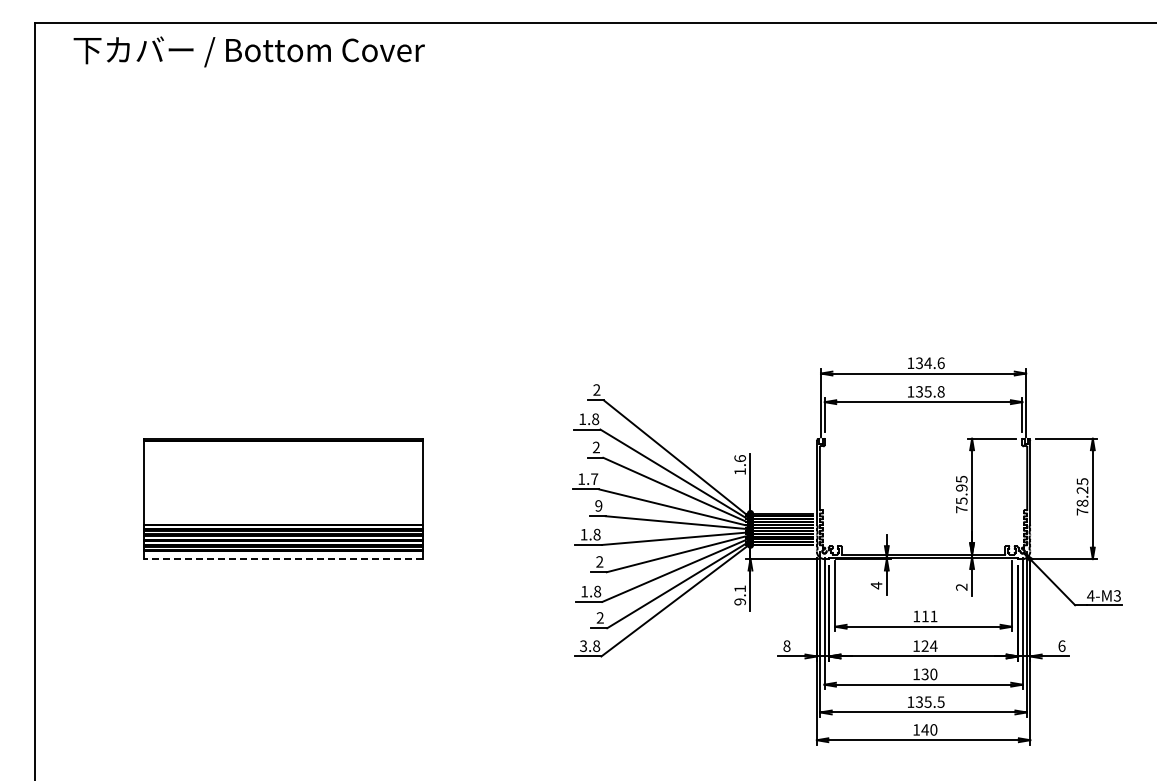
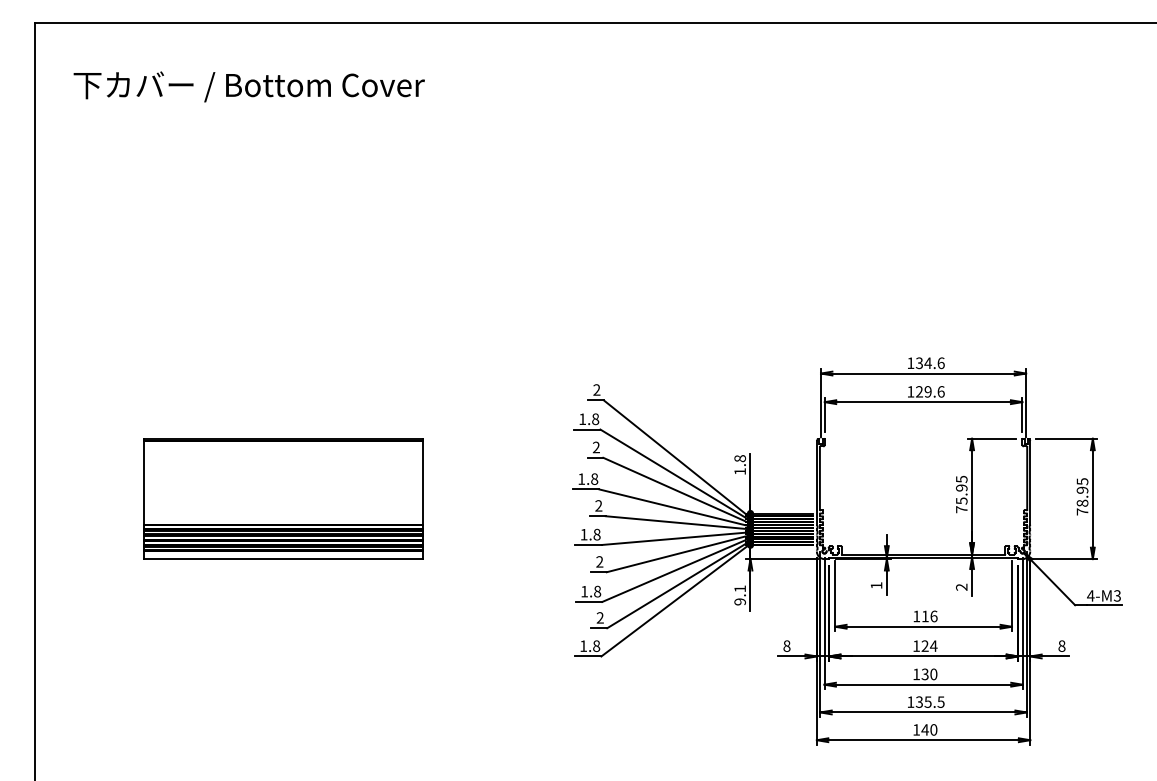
text position: (248, 51) -> (248, 86) (248, 86)
text: 135.8 -> 129.6 (930, 391)
text: 1.6 -> 1.8 (739, 458)
text: 1.7 -> 1.8 (594, 478)
text: 78.25 -> 78.95 (1082, 489)
text: 9 -> 2 (598, 505)
line: dashed -> solid (283, 559)
text: 4 -> 1 (876, 585)
text: 111 -> 116 (933, 616)
text: 6 -> 8 (1061, 645)
text: 3.8 -> 1.8 (583, 646)
